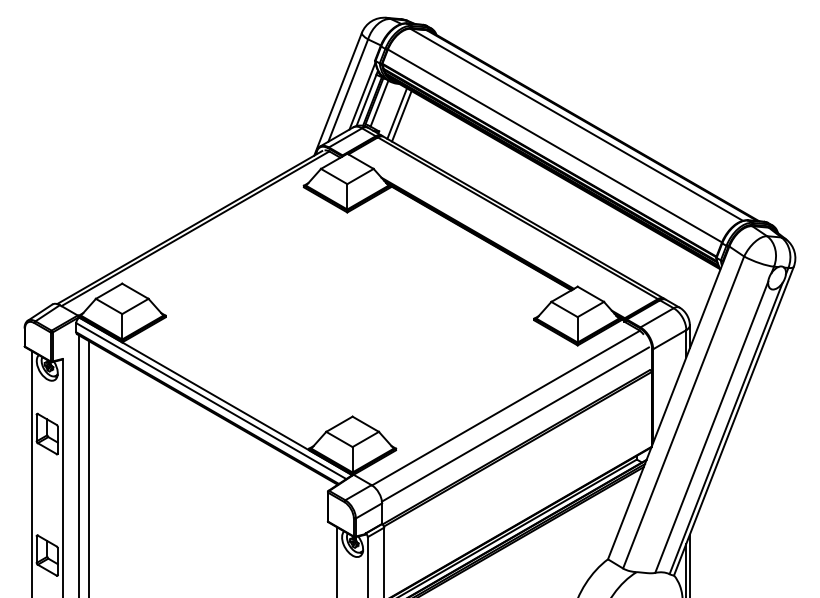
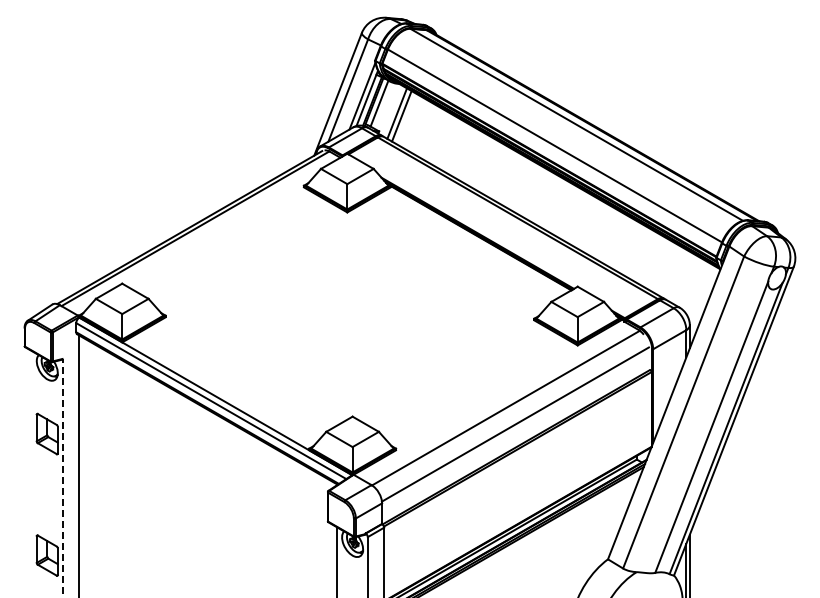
line: present -> none (89, 467)
line: present -> none (32, 472)
line: solid -> dashed (62, 477)
